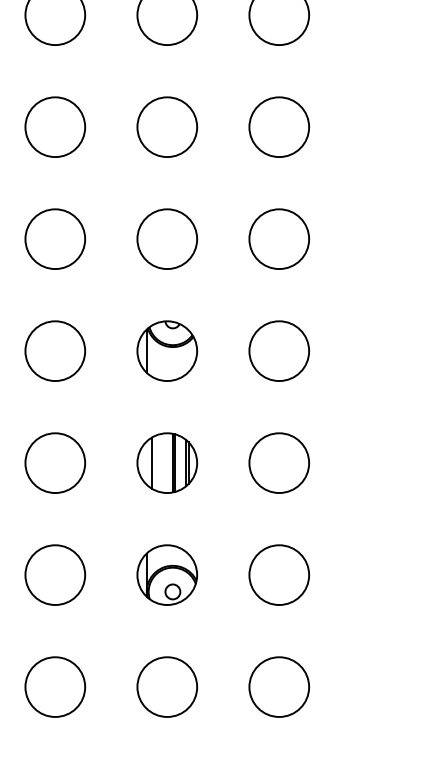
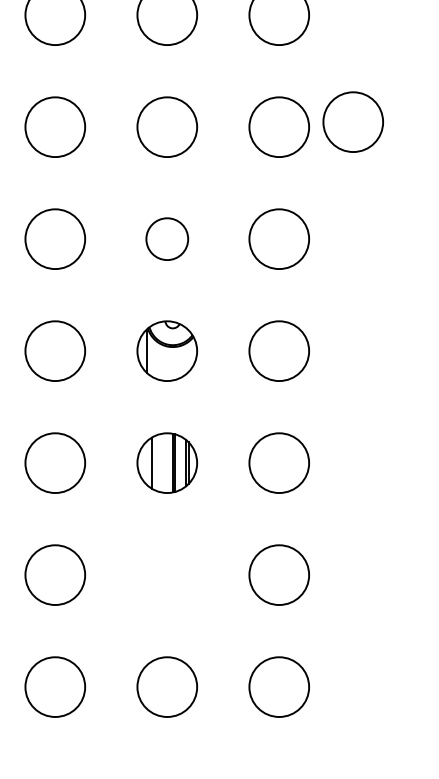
circle: none -> present (352, 121)
circle diameter: 60 px -> 42 px (167, 239)
part: present -> none (166, 574)
